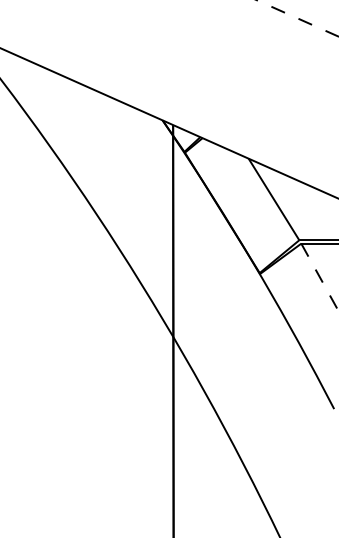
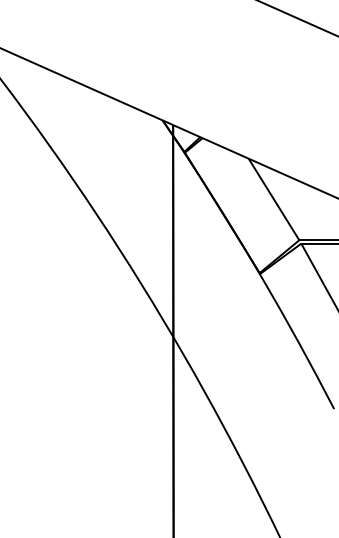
line: dashed -> solid (297, 18)
line: dashed -> solid (320, 277)
